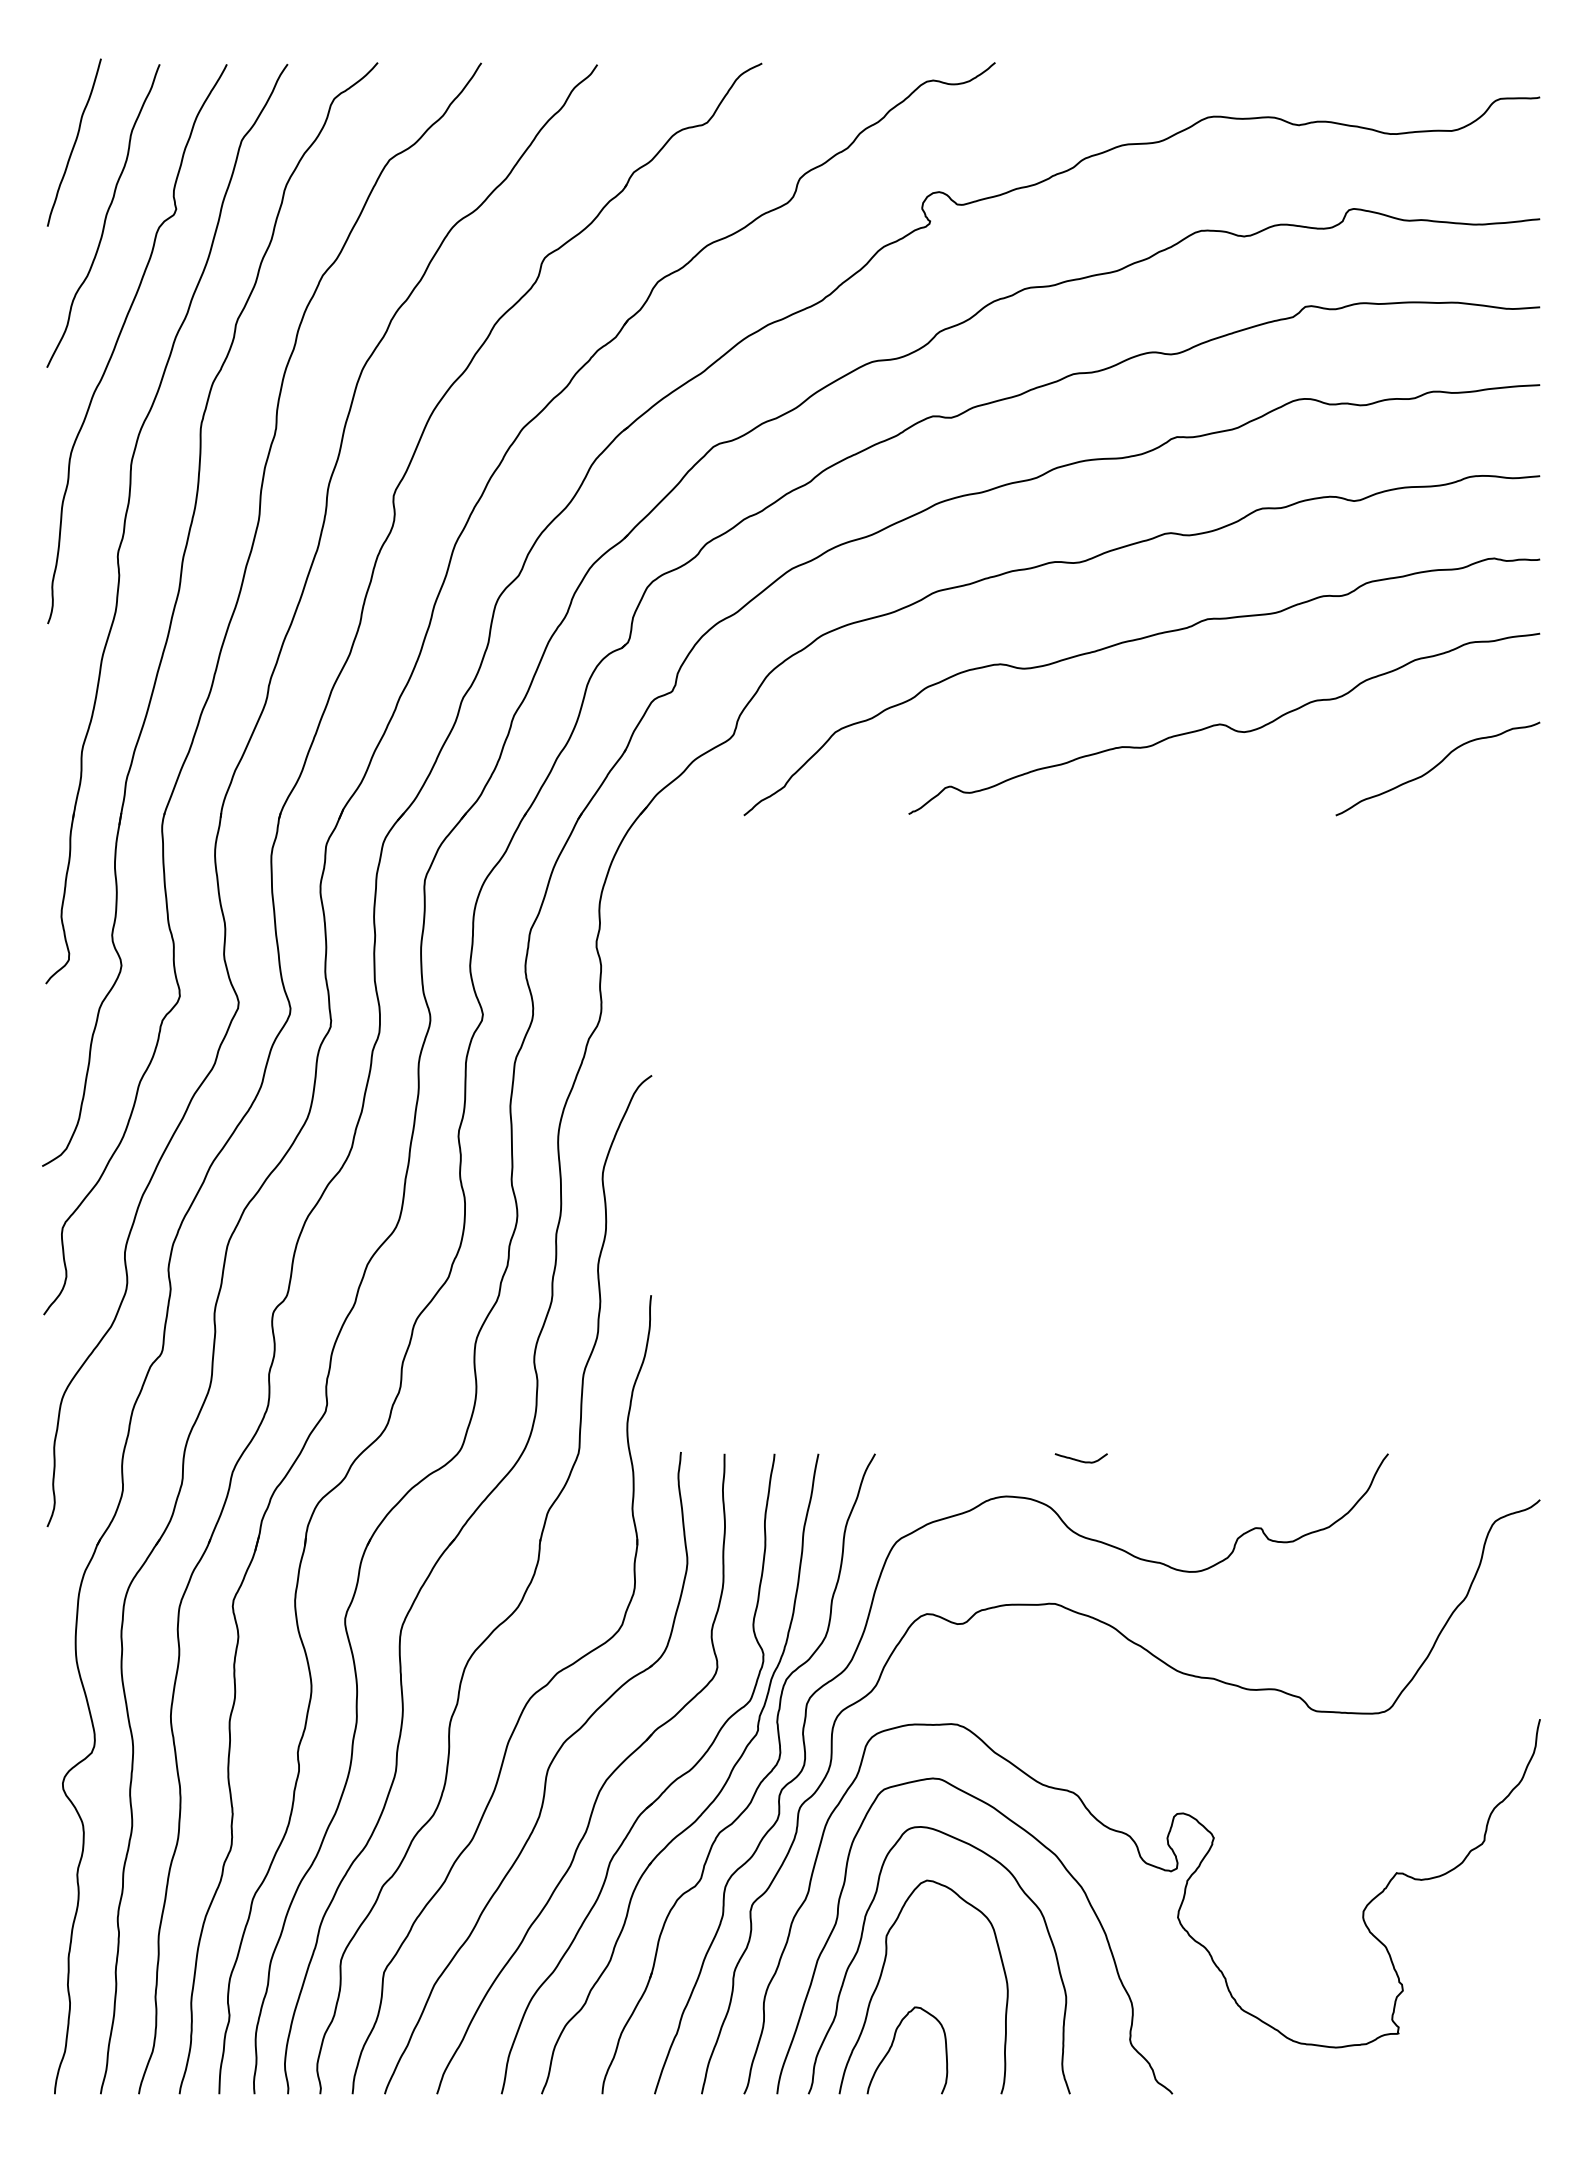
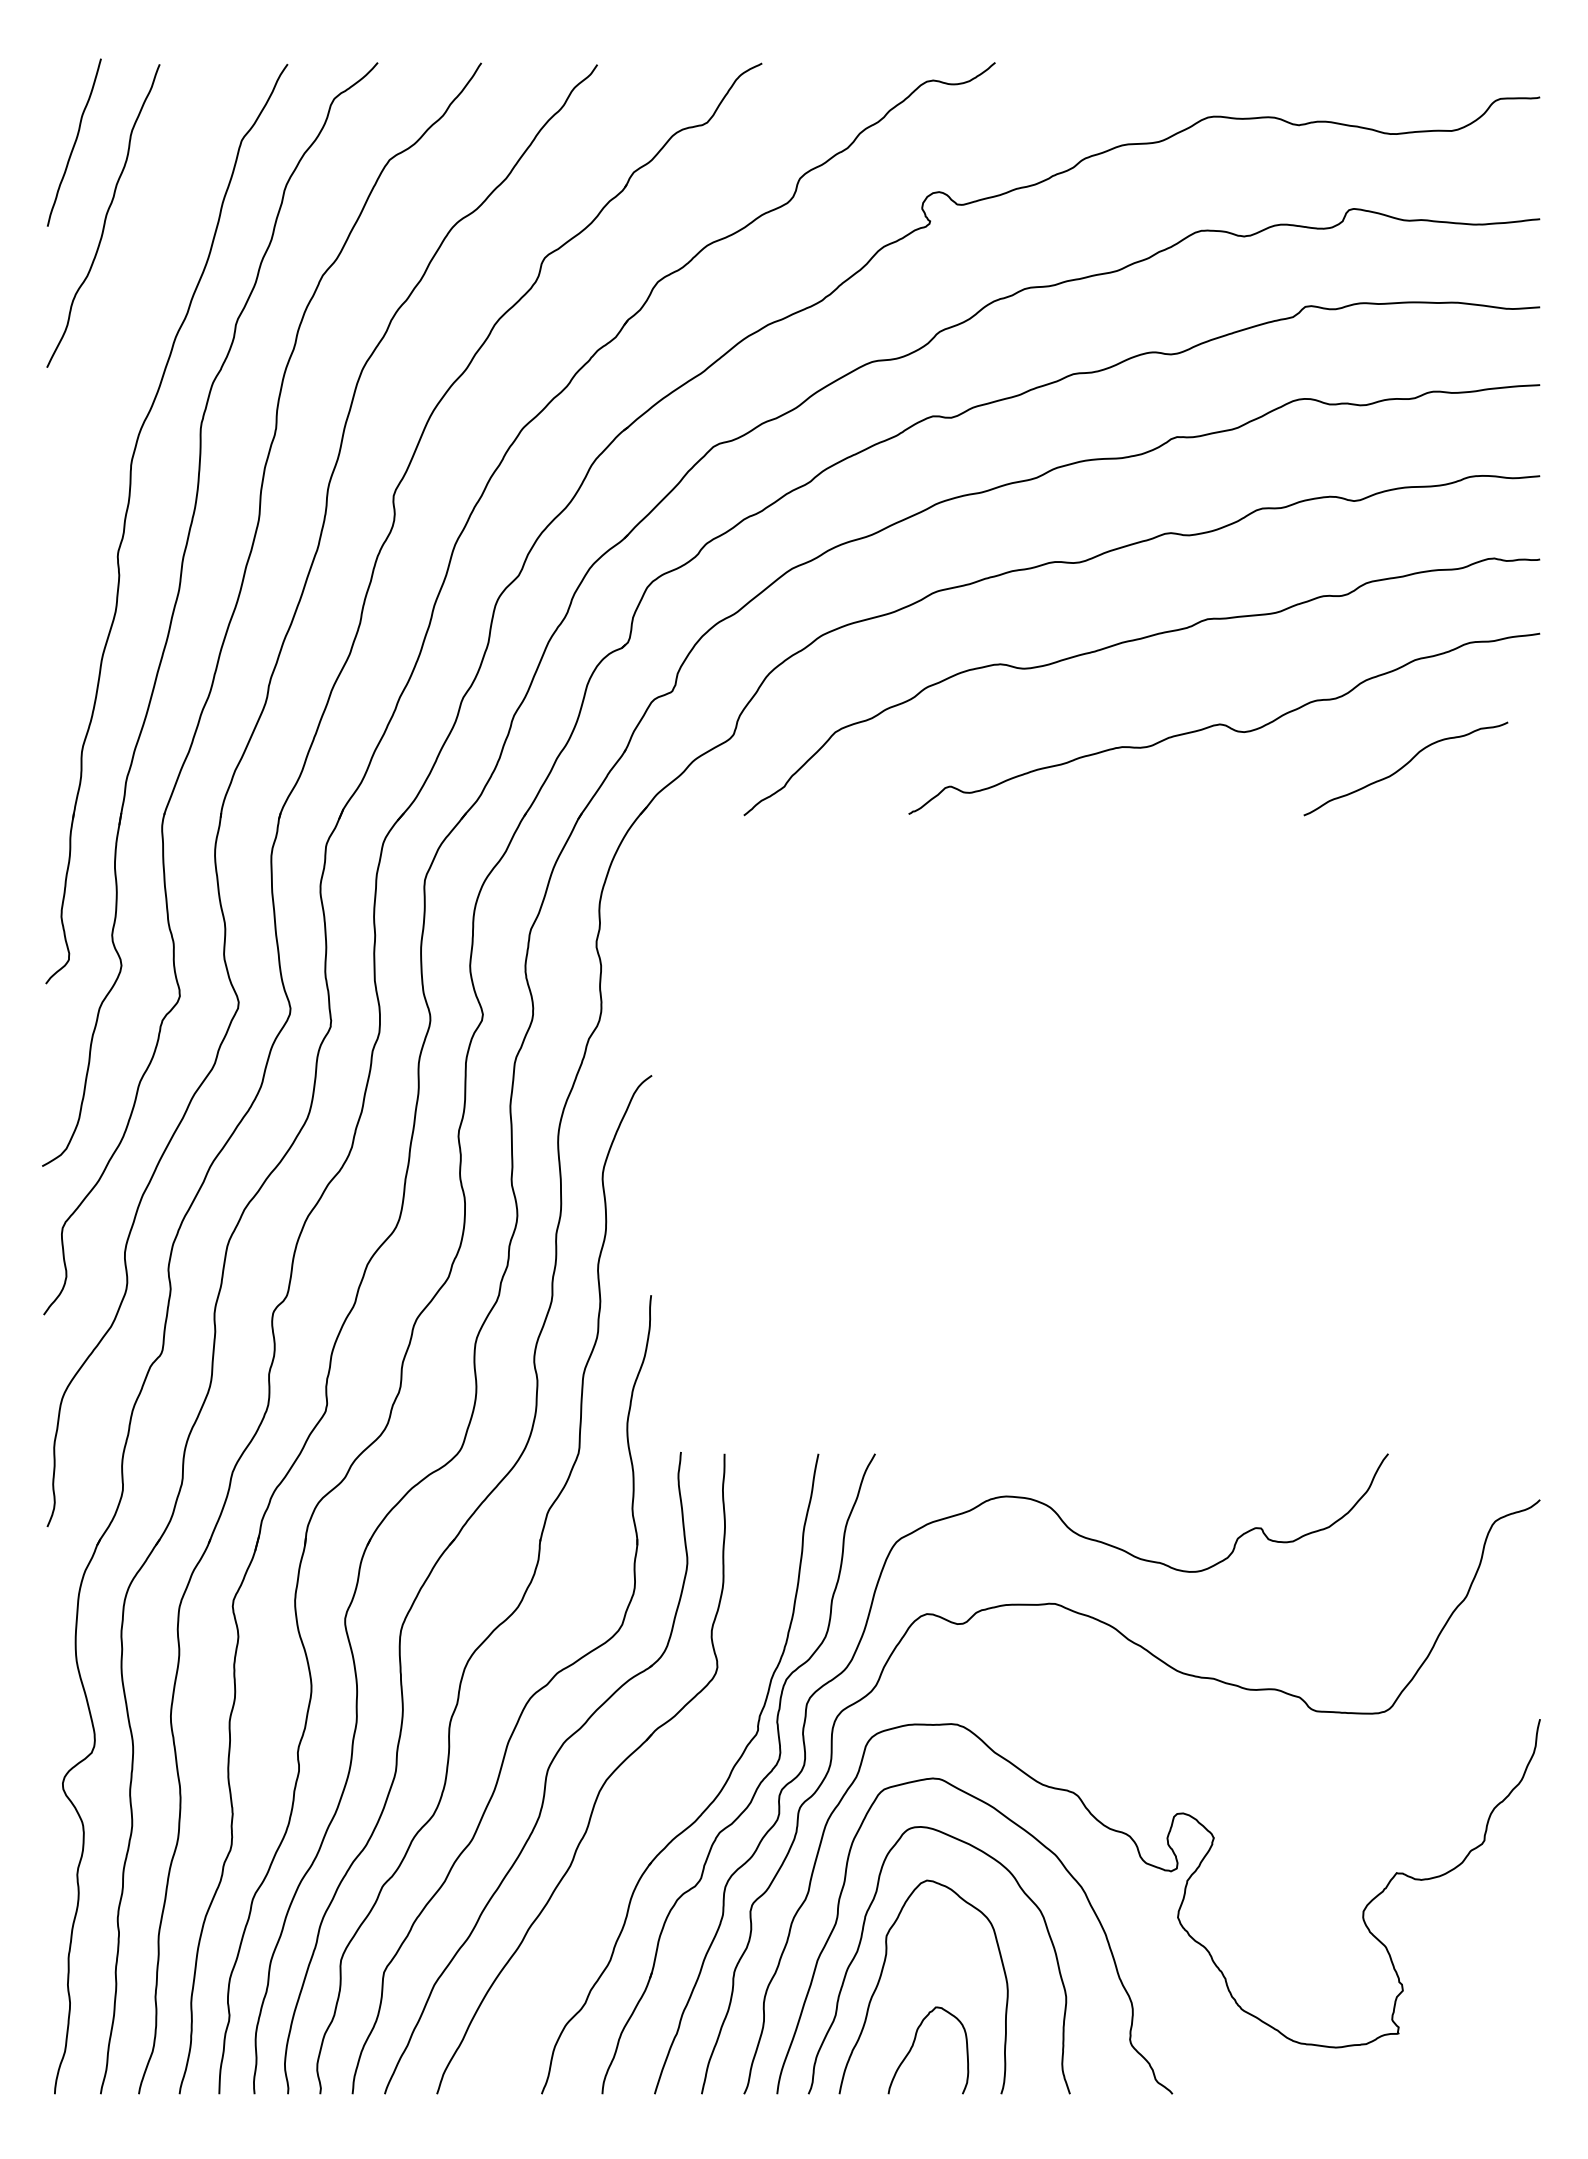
curve: present -> none (119, 338)
curve position: (1436, 767) -> (1404, 767) (1404, 767)
curve: present -> none (1080, 1460)
part: present -> none (661, 1792)
curve position: (892, 2046) -> (913, 2046) (913, 2046)
